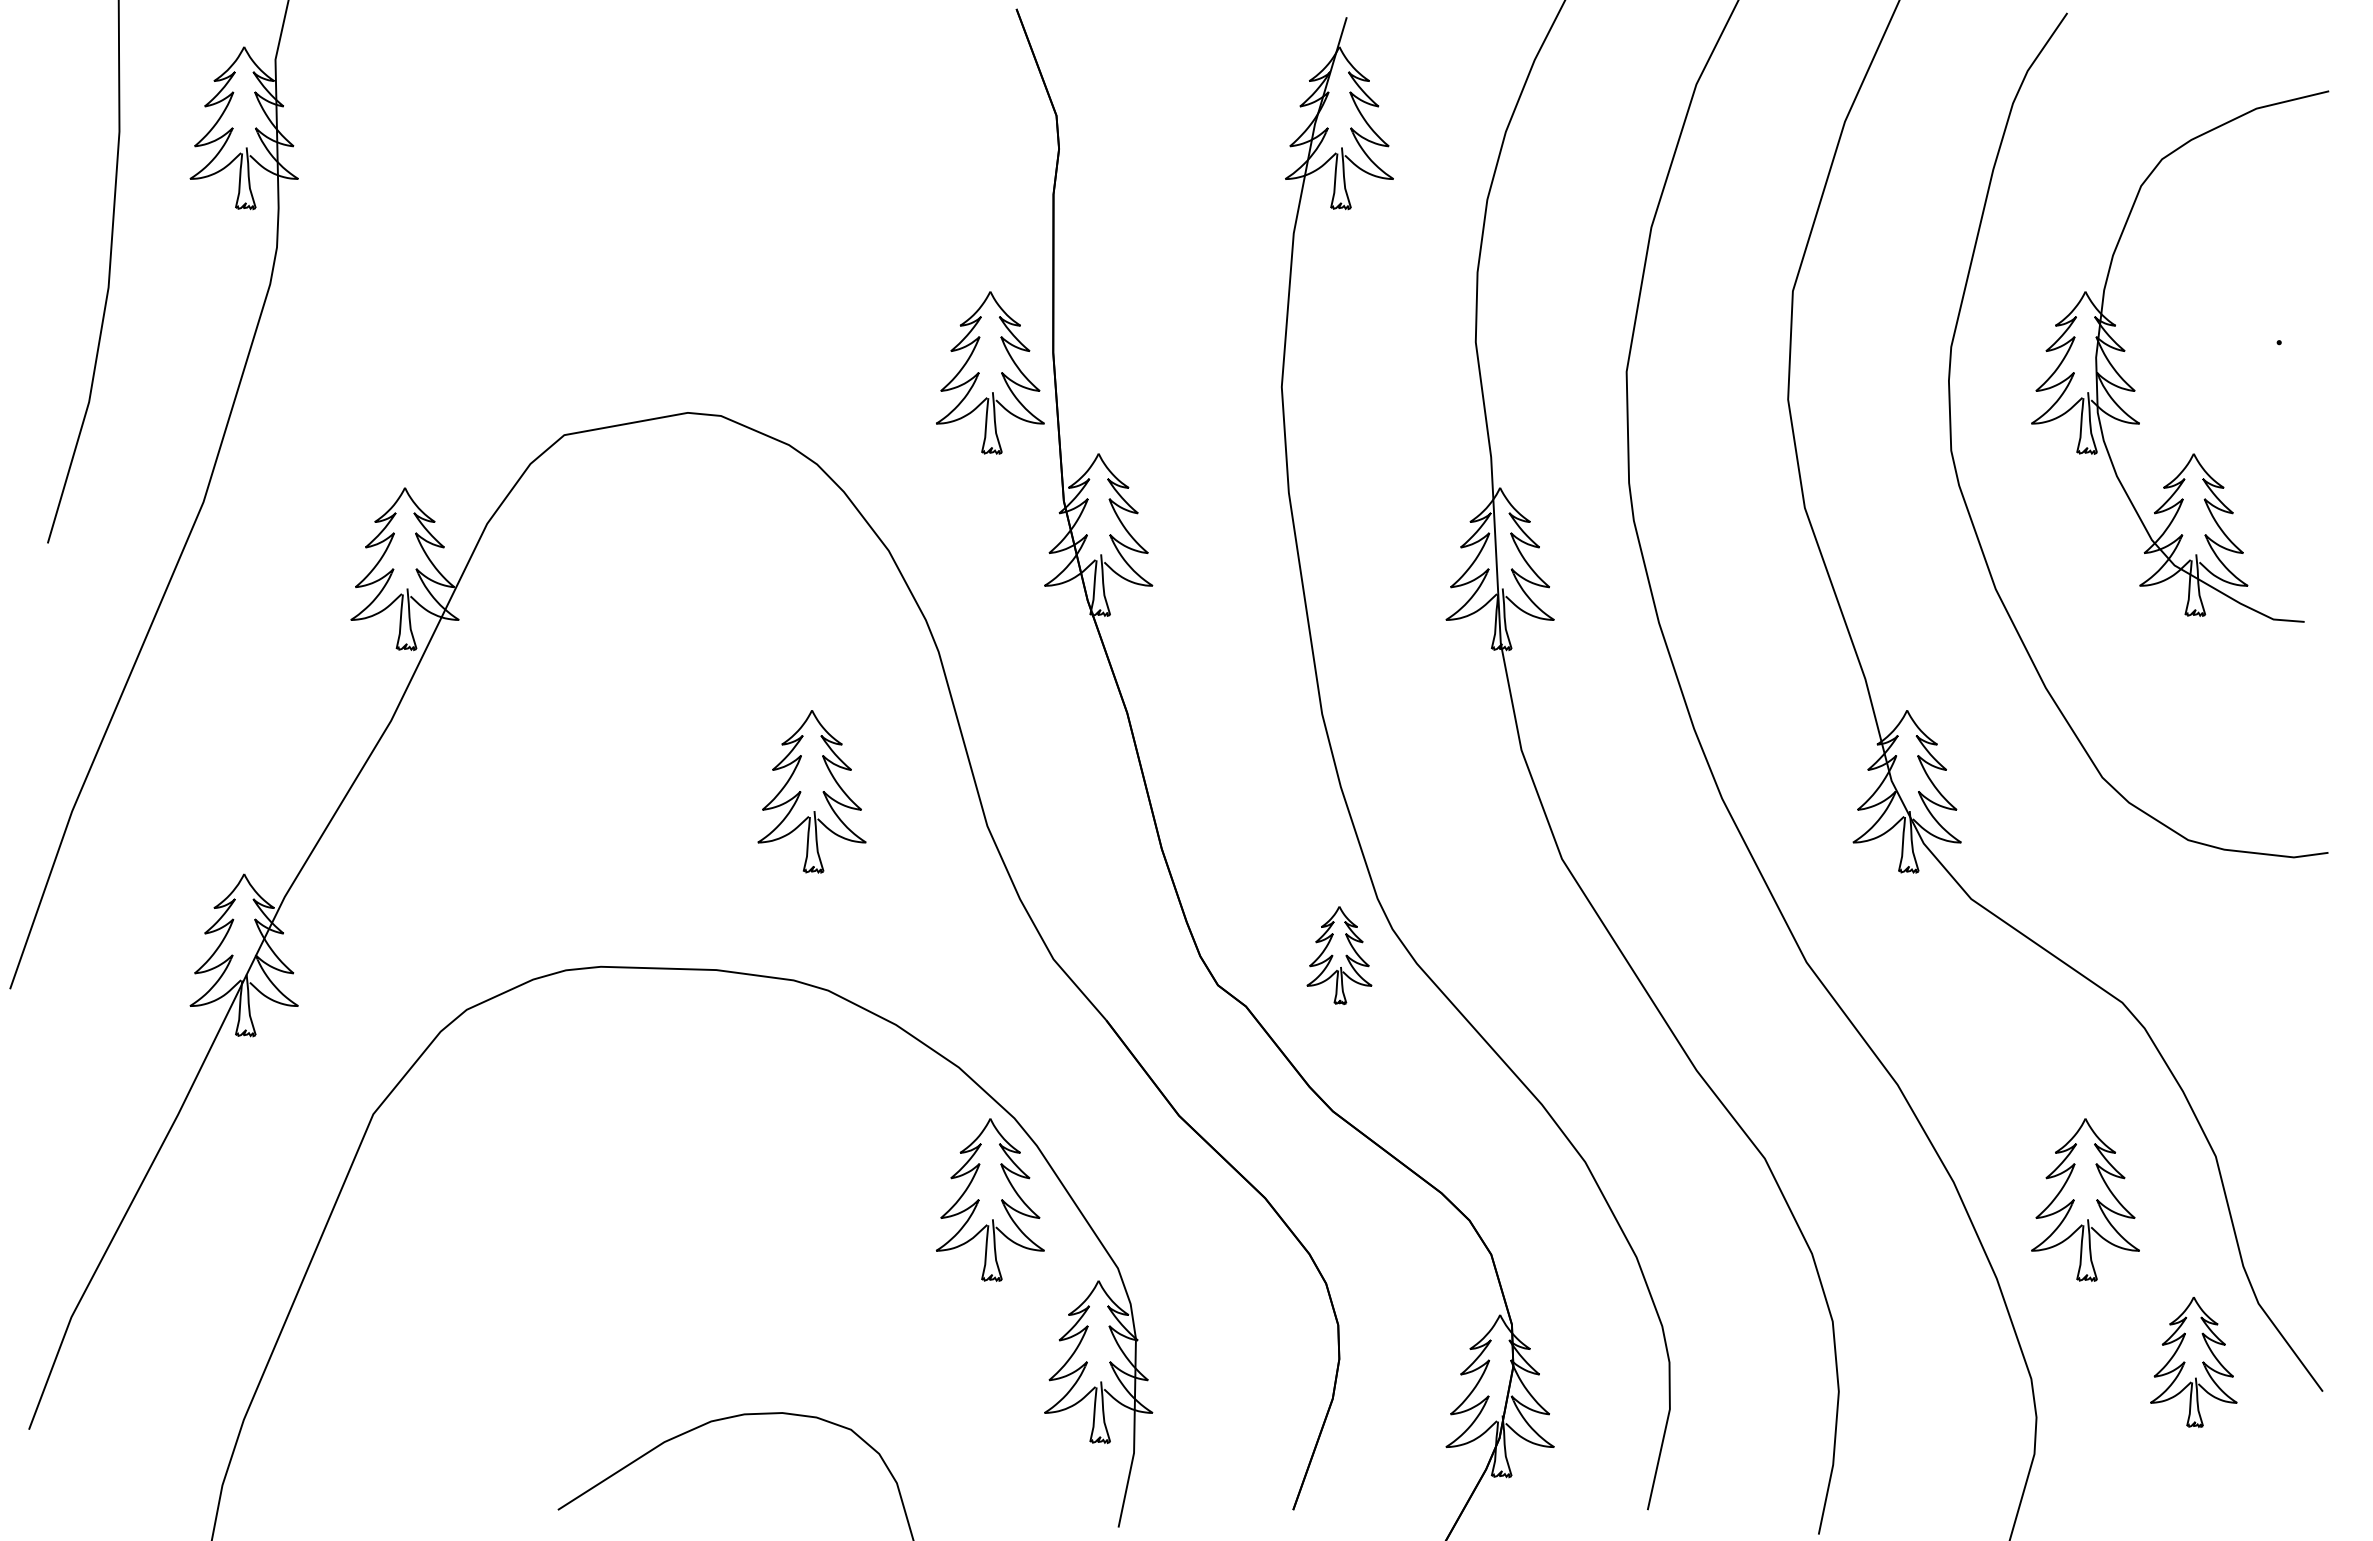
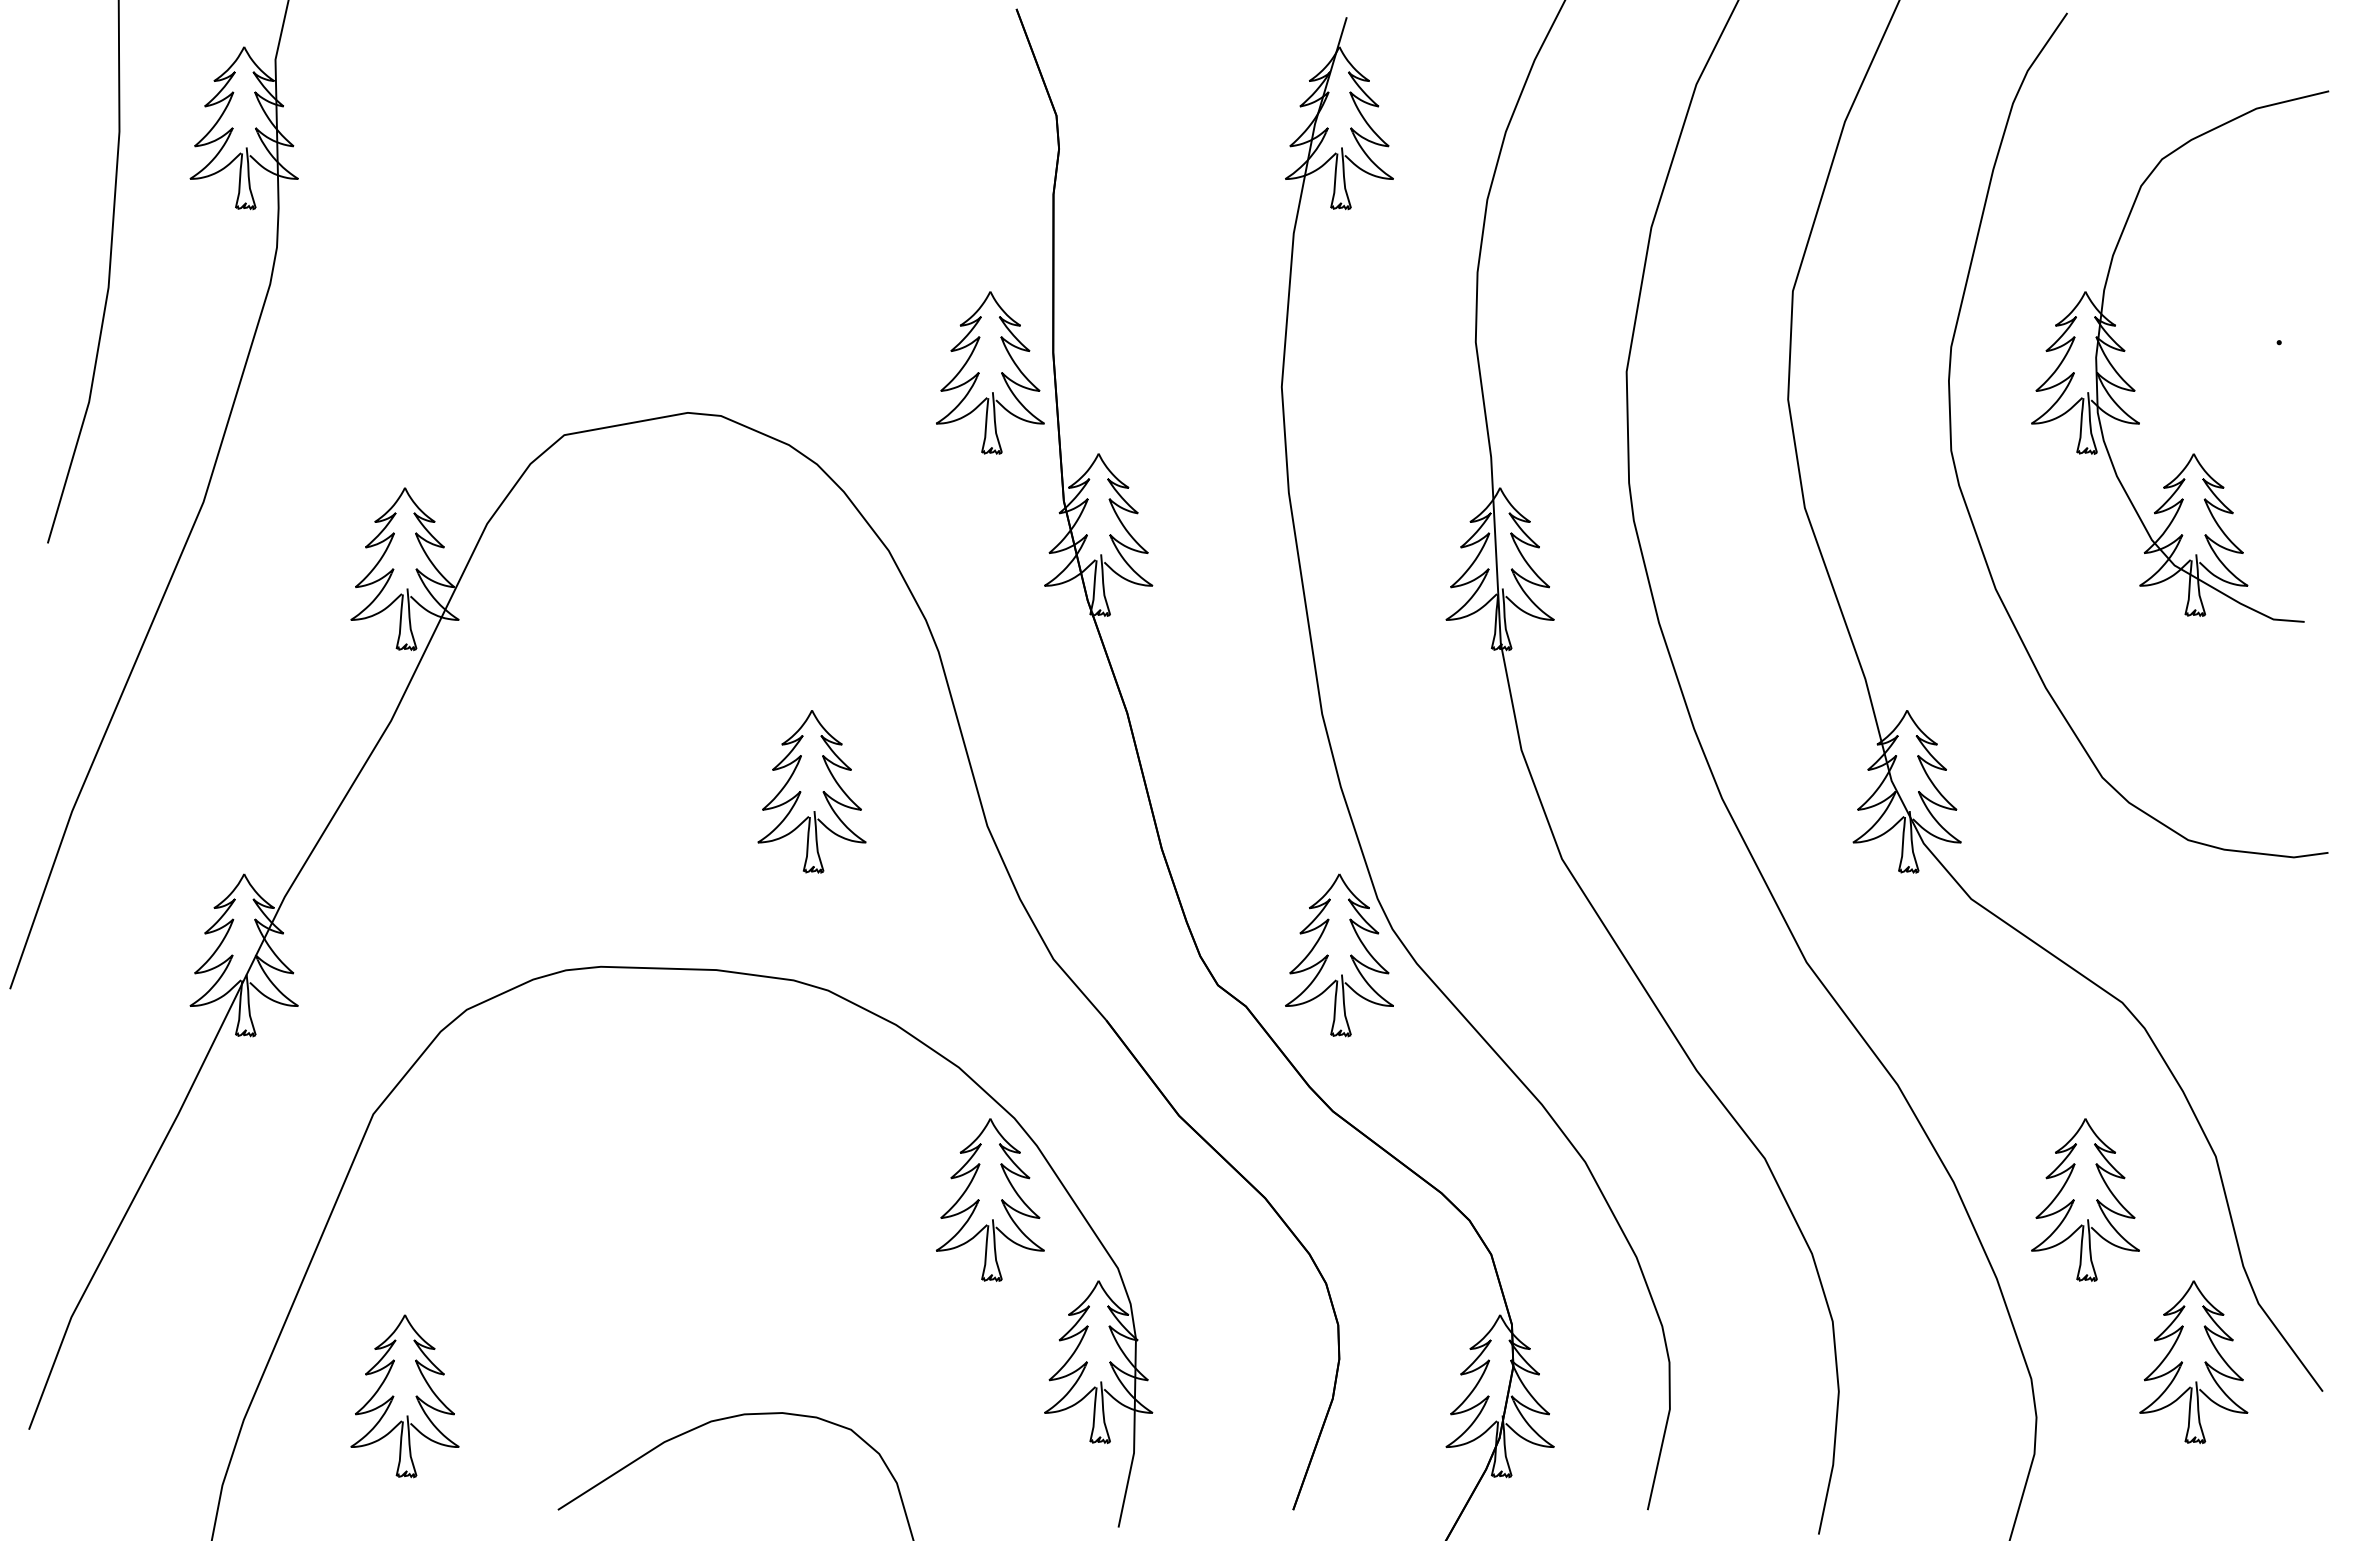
part size: 67x99 px -> 109x165 px (1339, 955)
part size: 88x131 px -> 110x165 px (2193, 1362)
part: none -> present (404, 1396)
